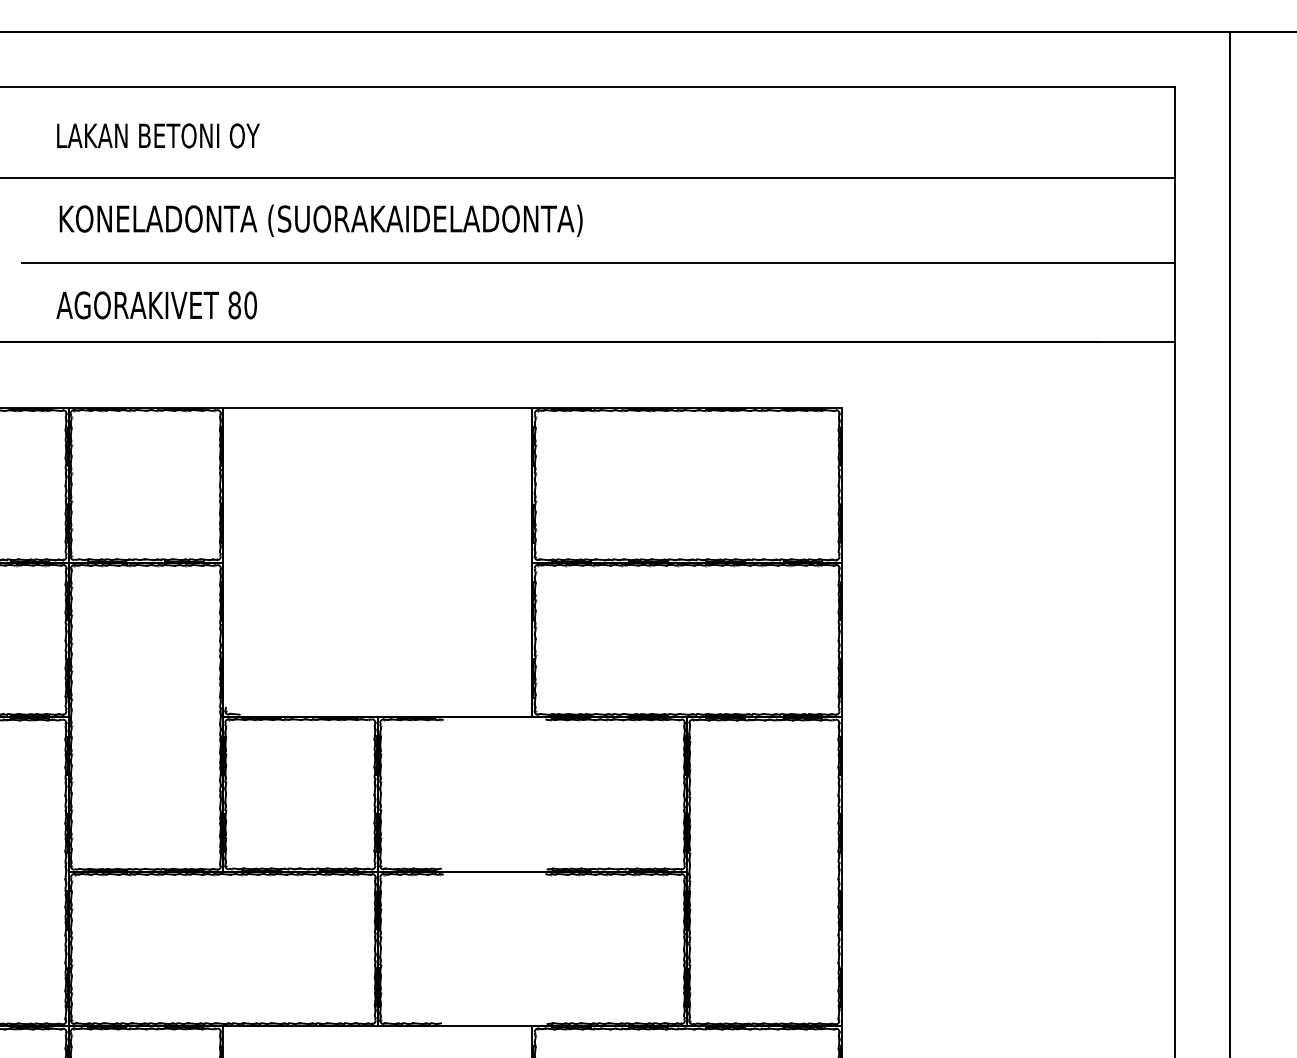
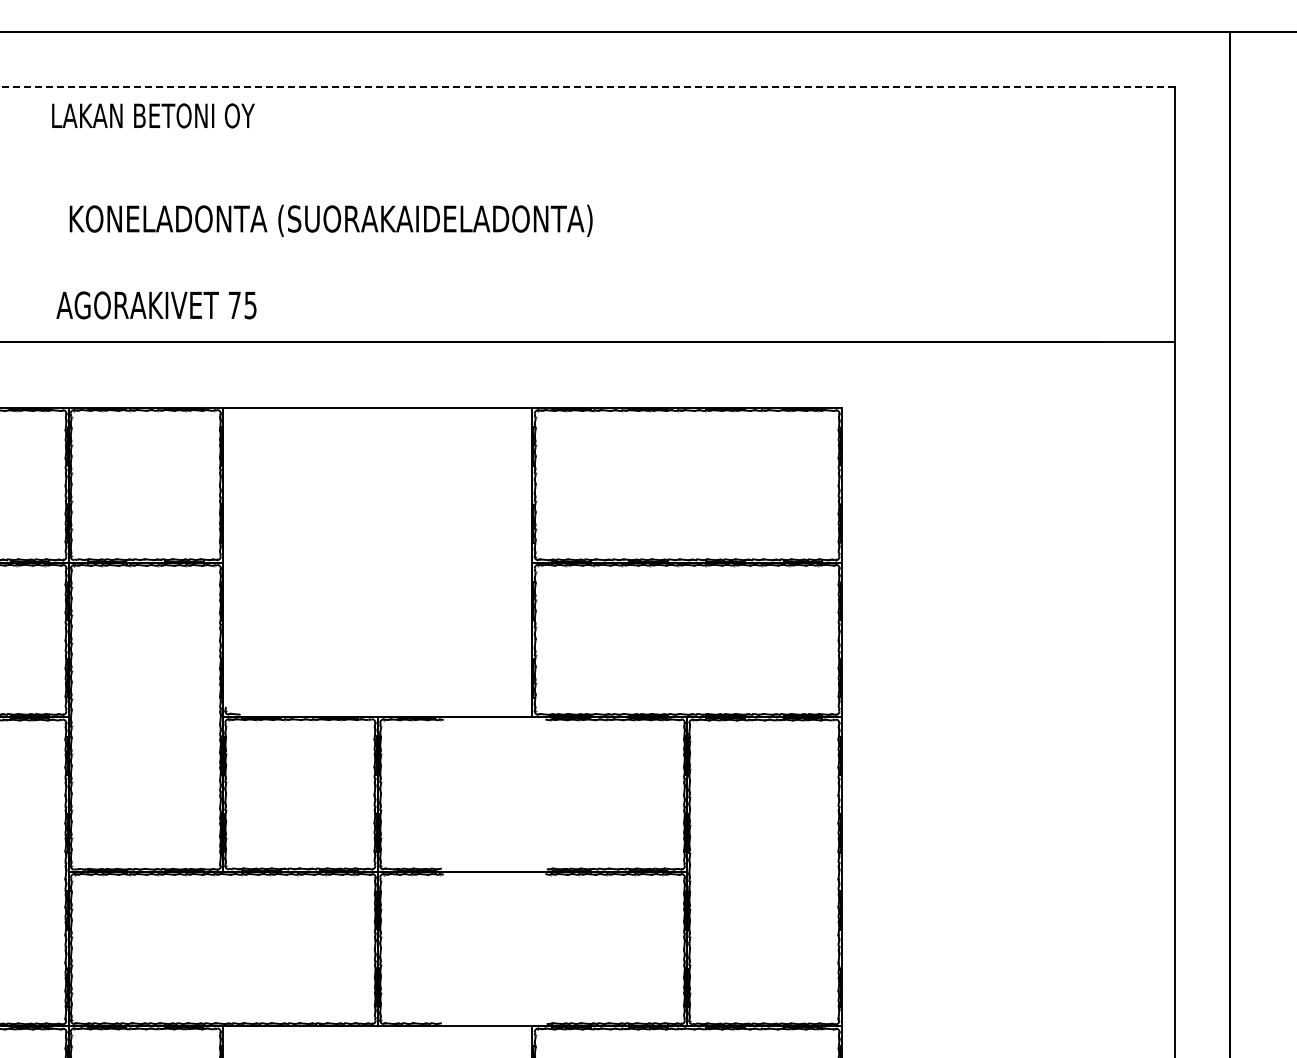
line: solid -> dashed (587, 86)
text position: (158, 135) -> (153, 115) (153, 115)
line: present -> none (588, 178)
text position: (320, 220) -> (330, 220) (330, 220)
line: present -> none (598, 263)
text: 80 -> 75 (242, 305)
